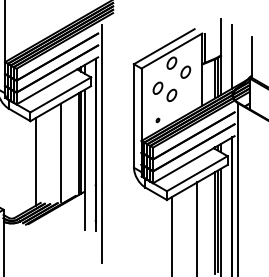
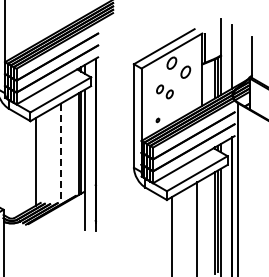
part size: 26x22 px -> 18x16 px (164, 91)
line: present -> none (101, 143)
line: solid -> dashed (60, 153)
